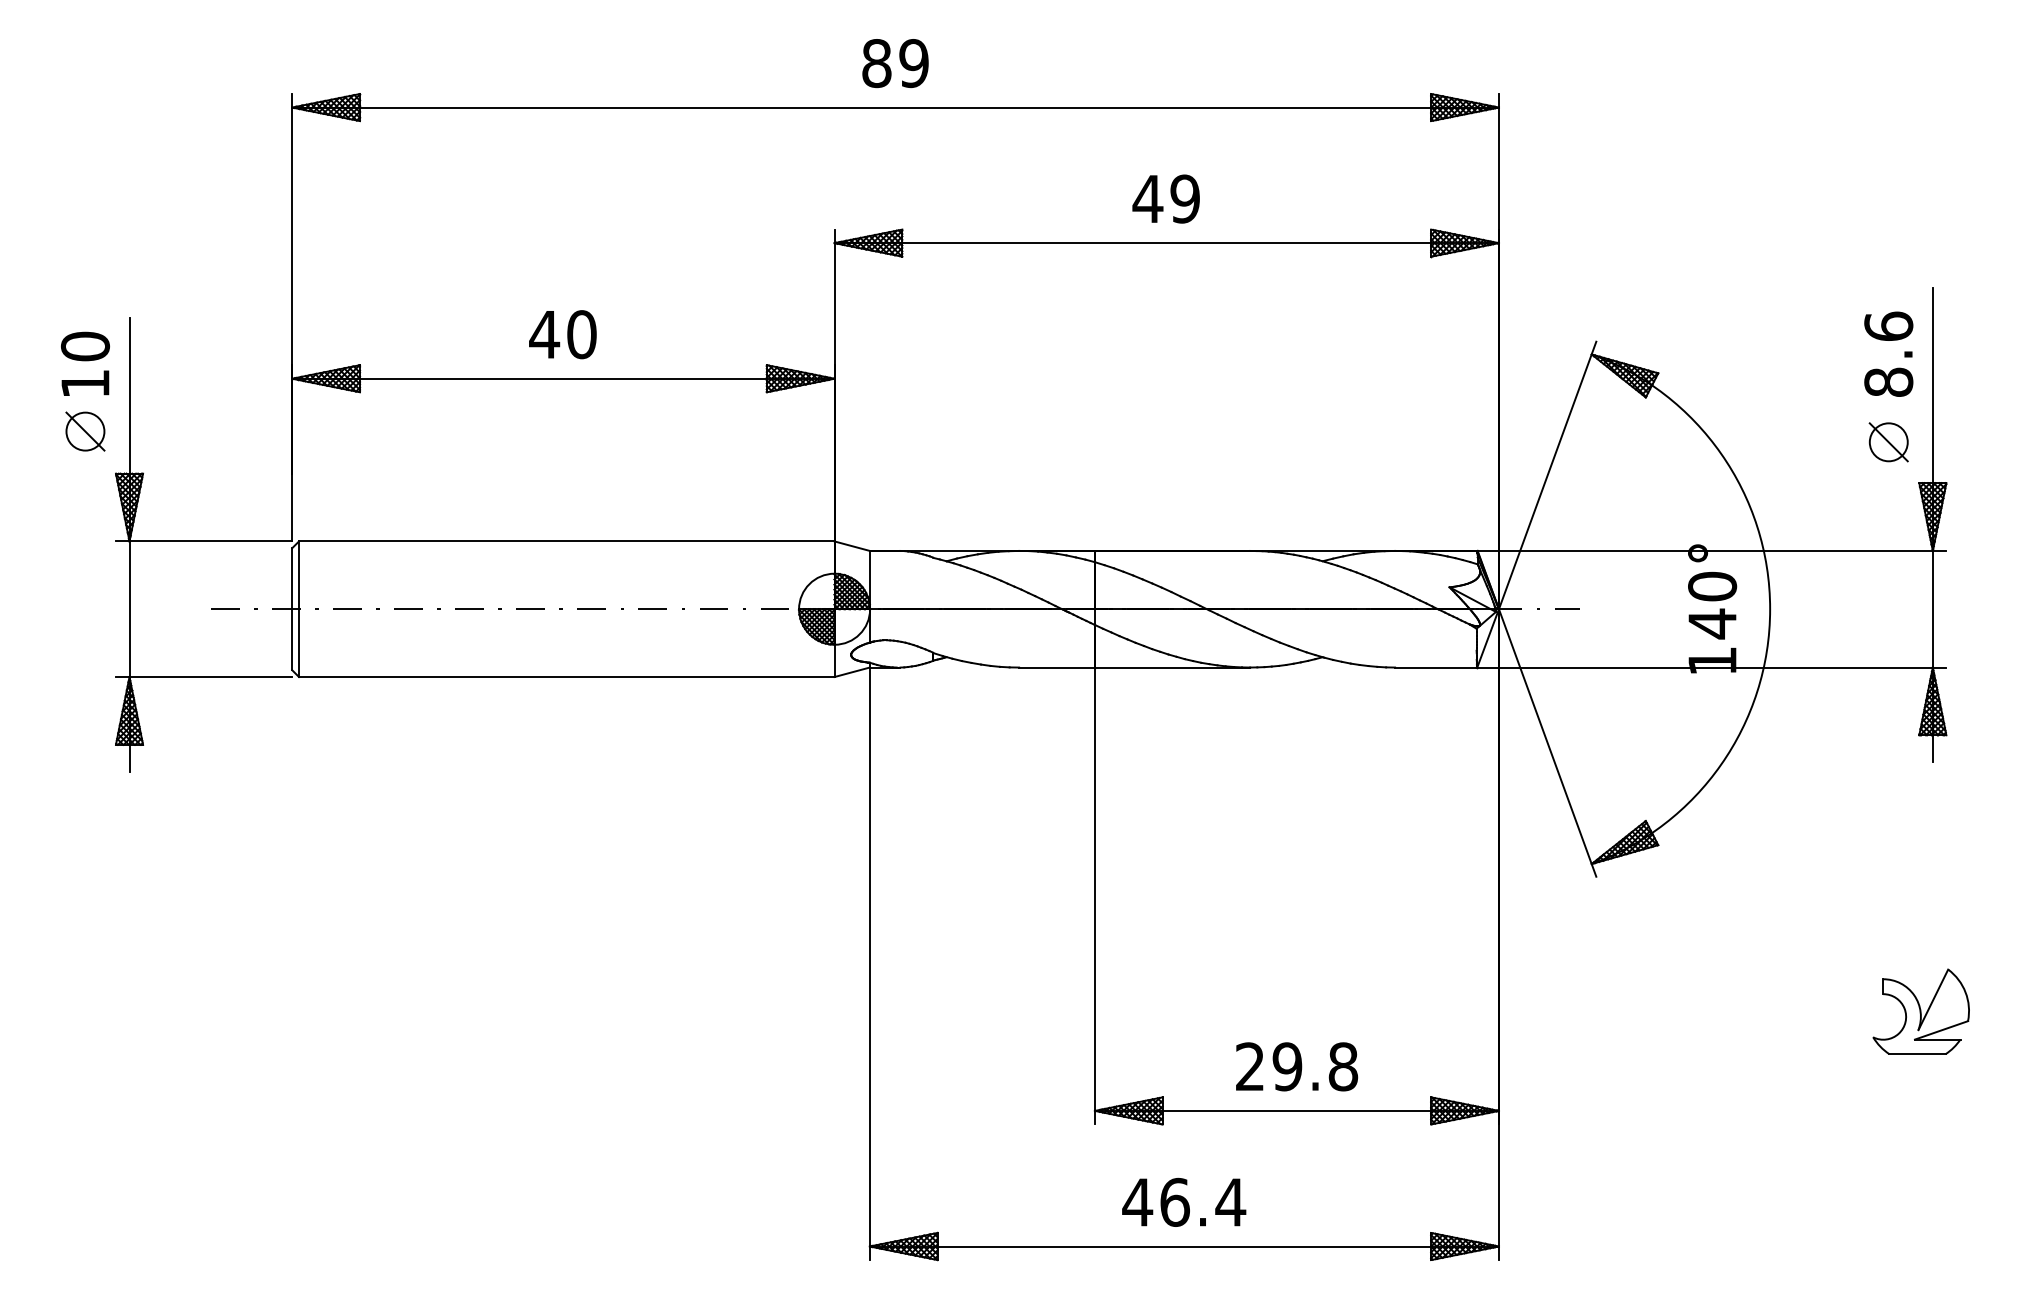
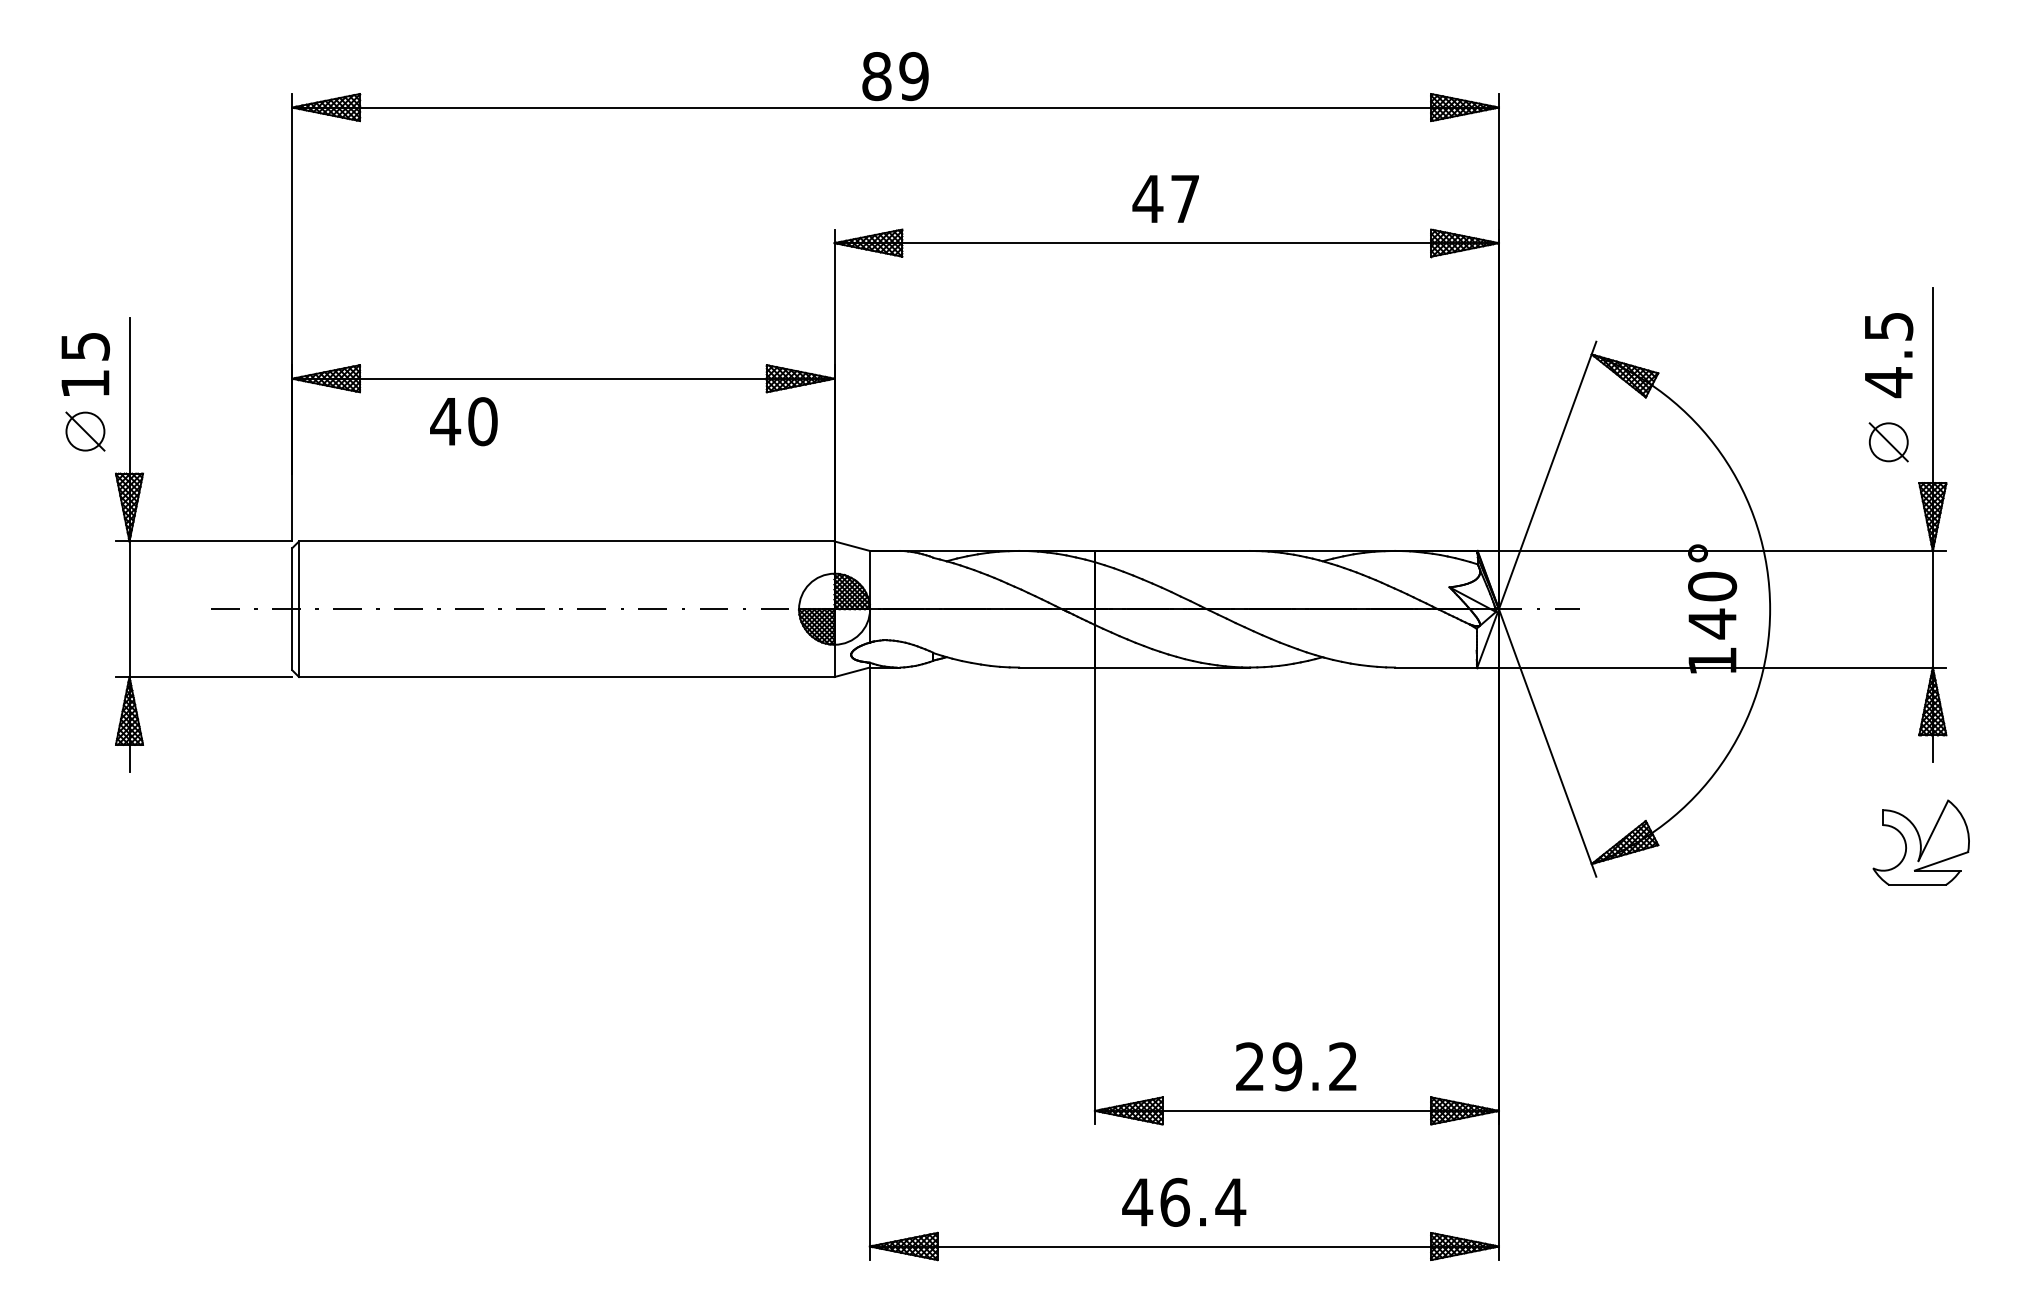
text position: (895, 63) -> (895, 76) (895, 76)
text: 49 -> 47 (1184, 198)
text position: (562, 334) -> (463, 421) (463, 421)
text: 10 -> 15 (85, 346)
text: 8.6 -> 4.5 (1888, 354)
part position: (1920, 1011) -> (1920, 842) (1920, 842)
text: 29.8 -> 29.2 (1343, 1066)
